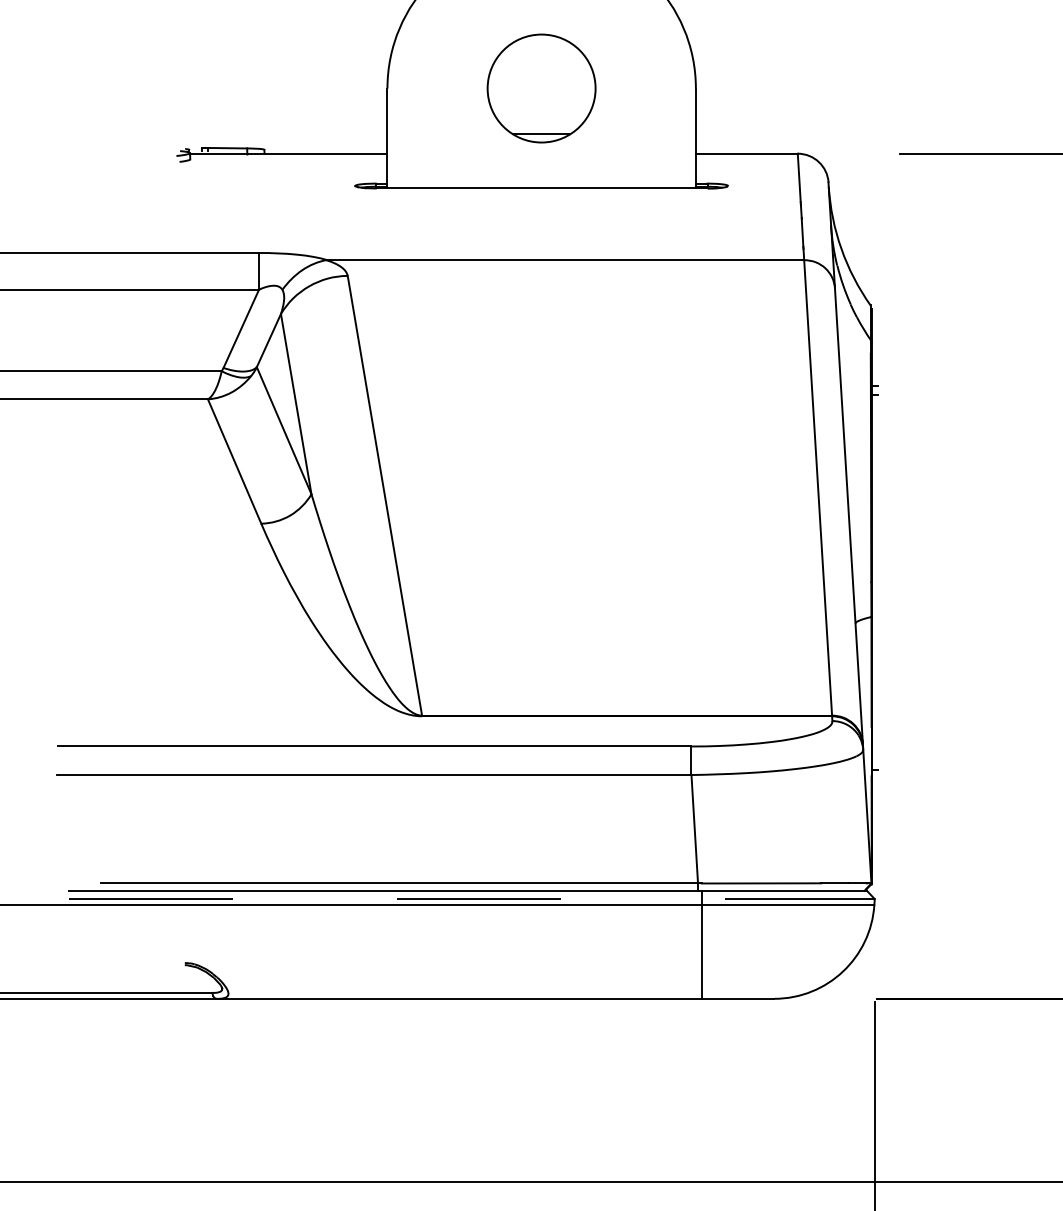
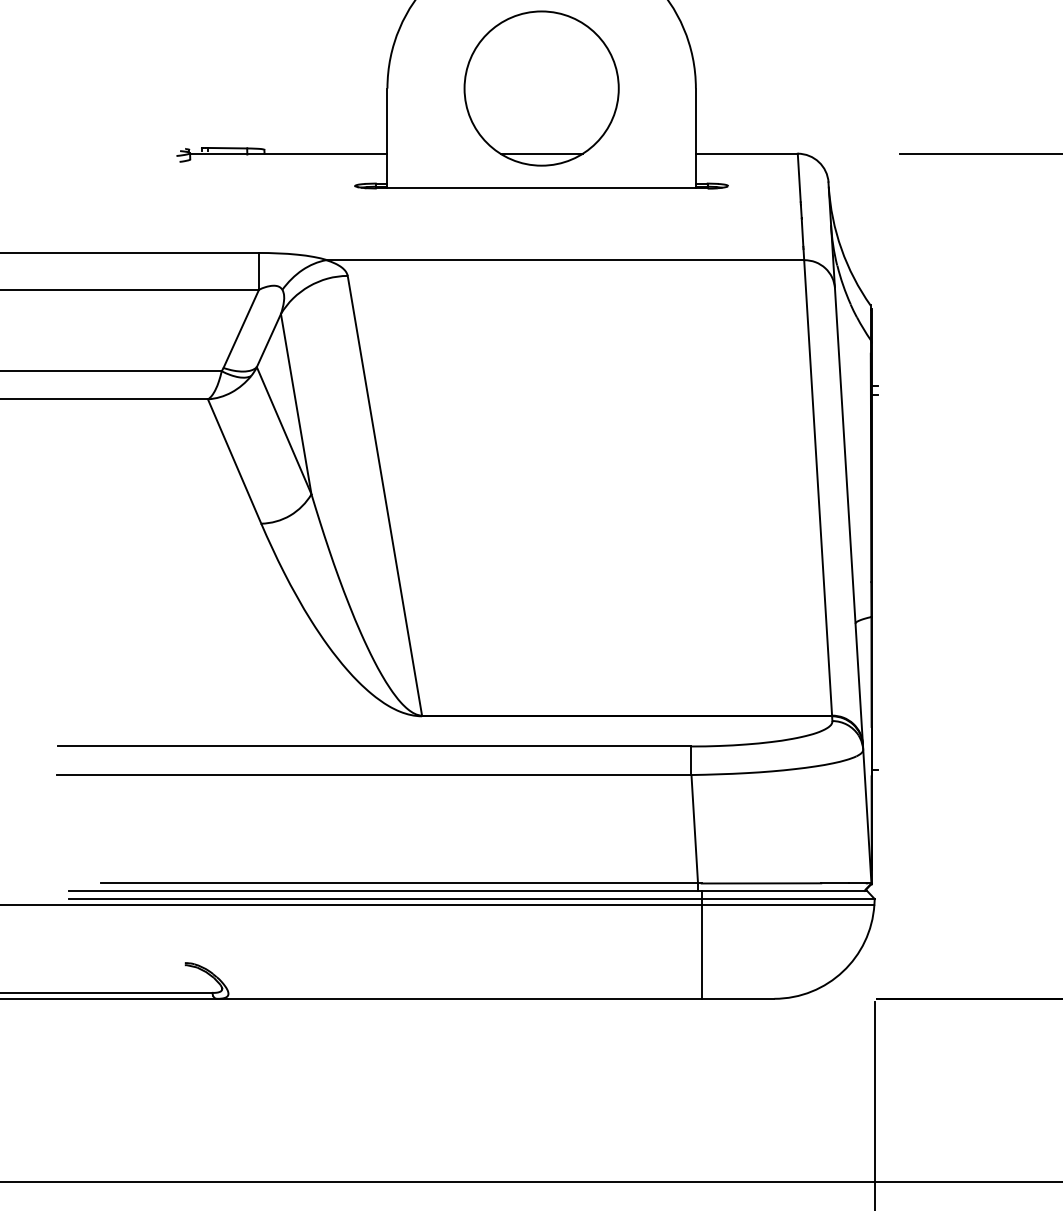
part size: 111x111 px -> 157x157 px (541, 88)
line: dashed -> solid (472, 899)
